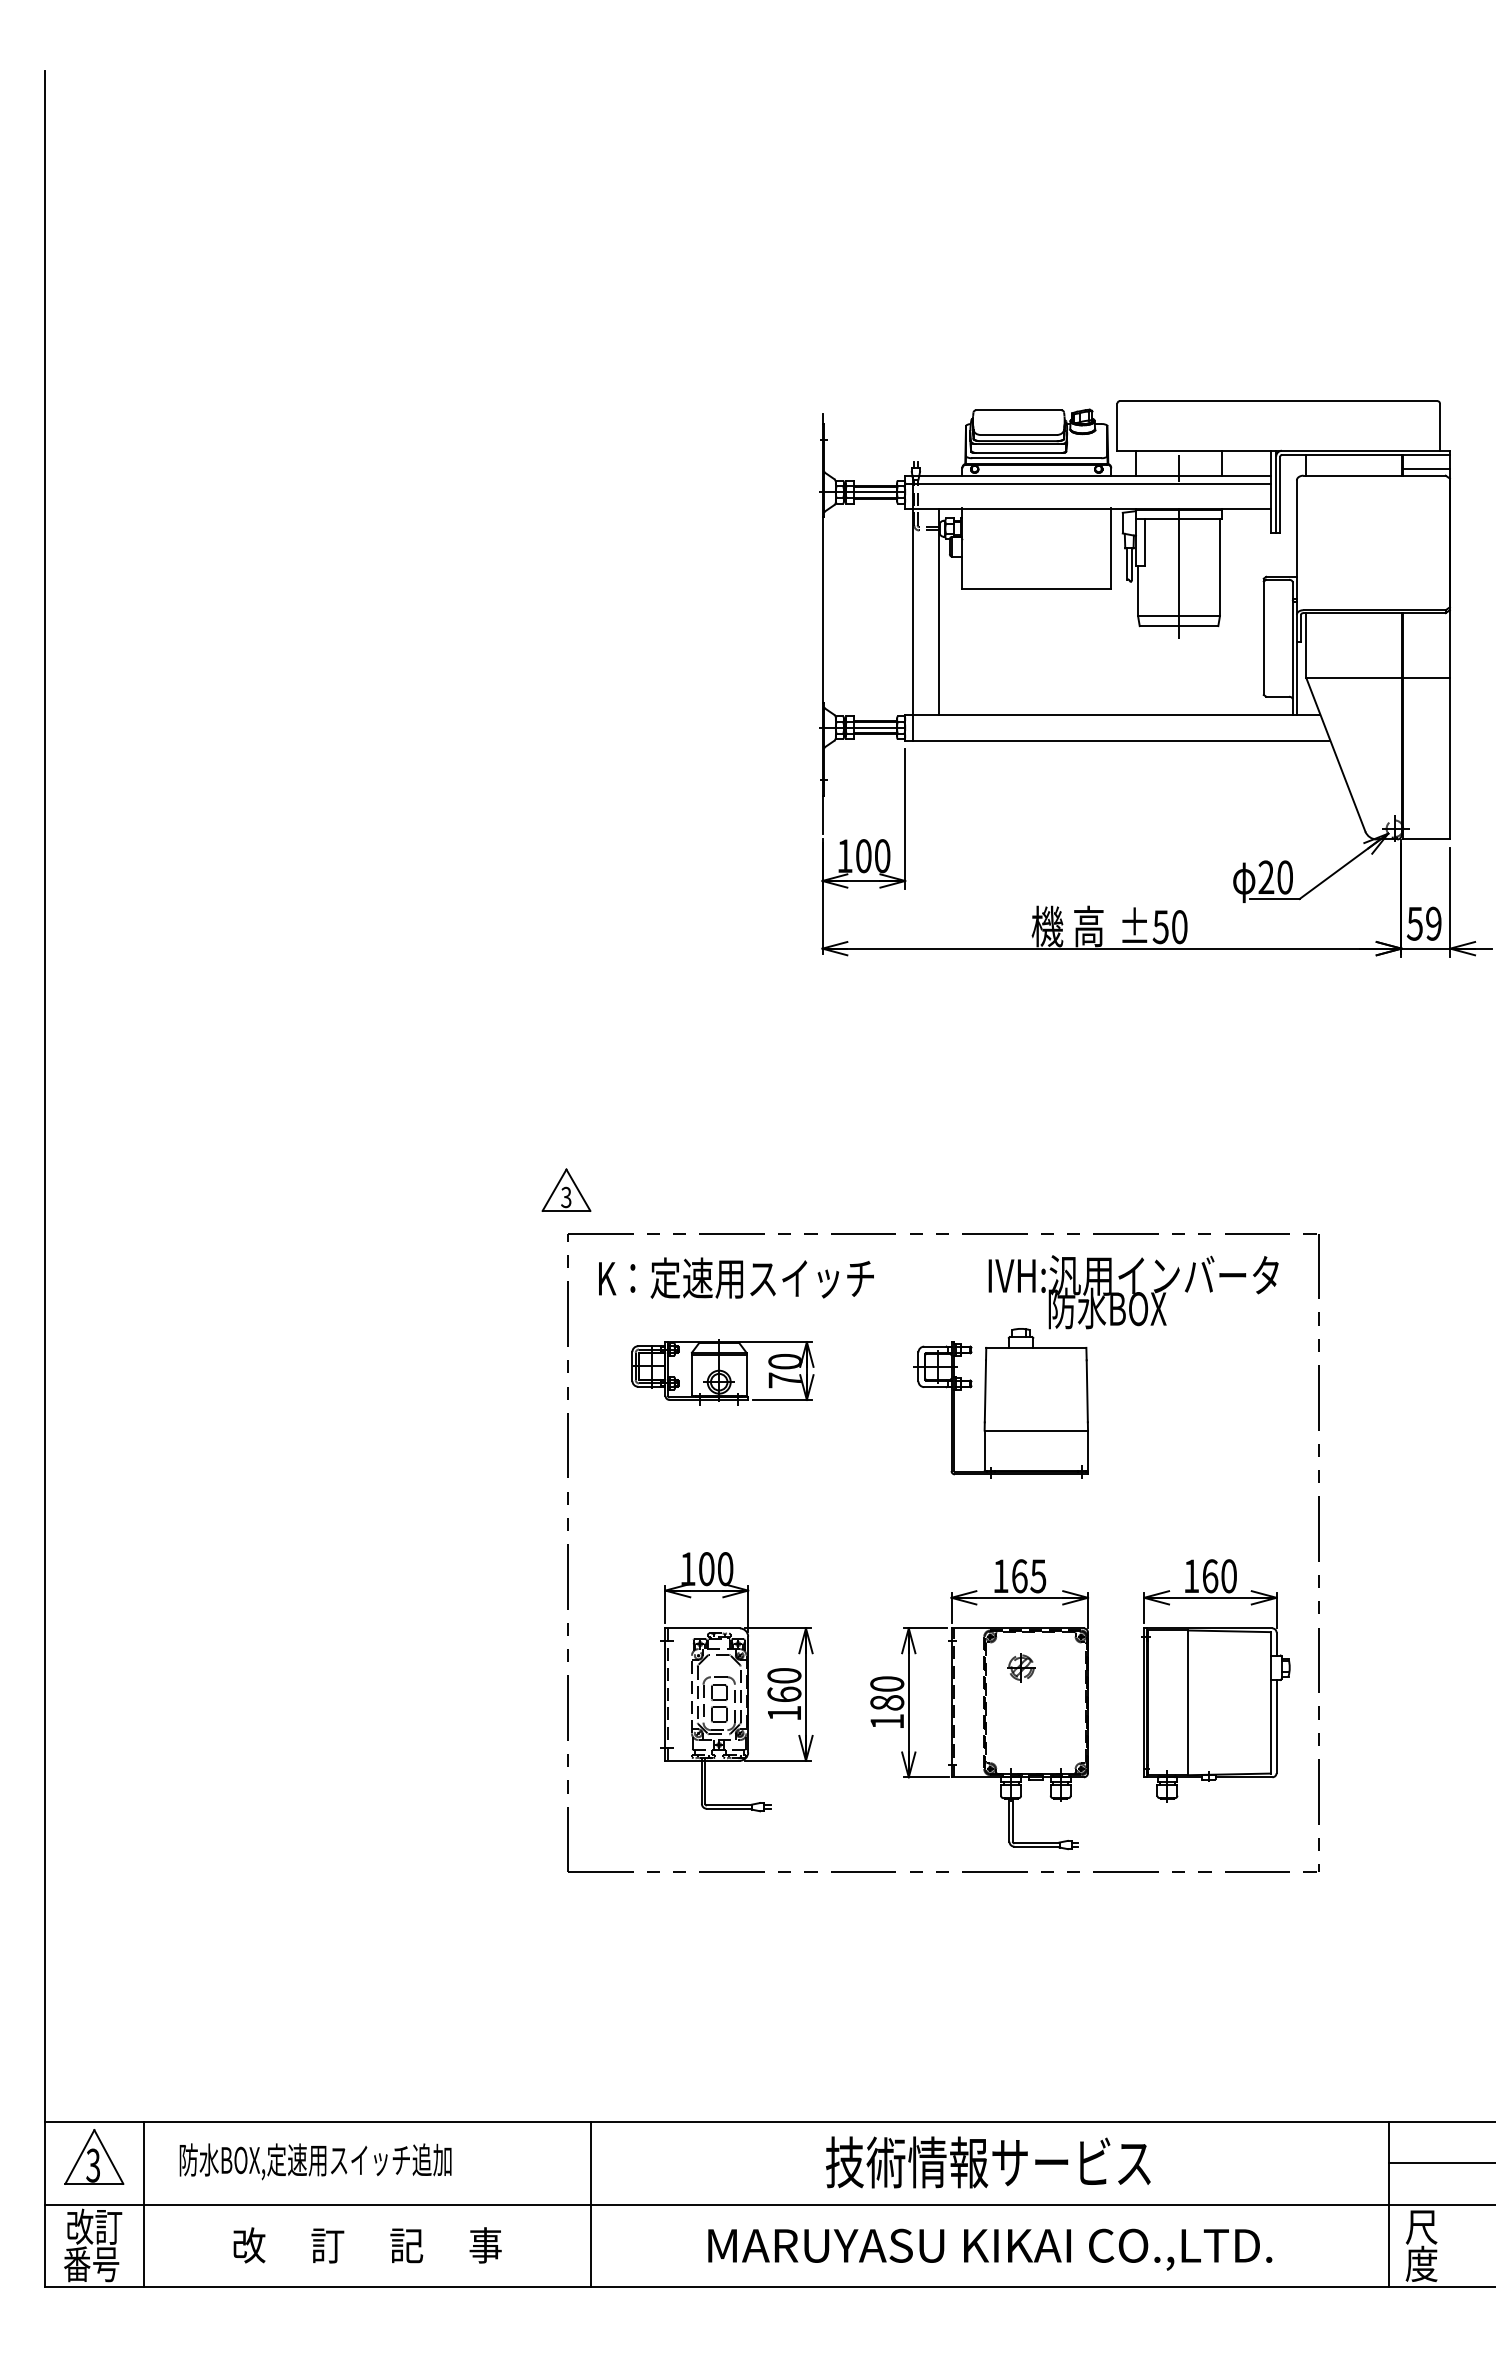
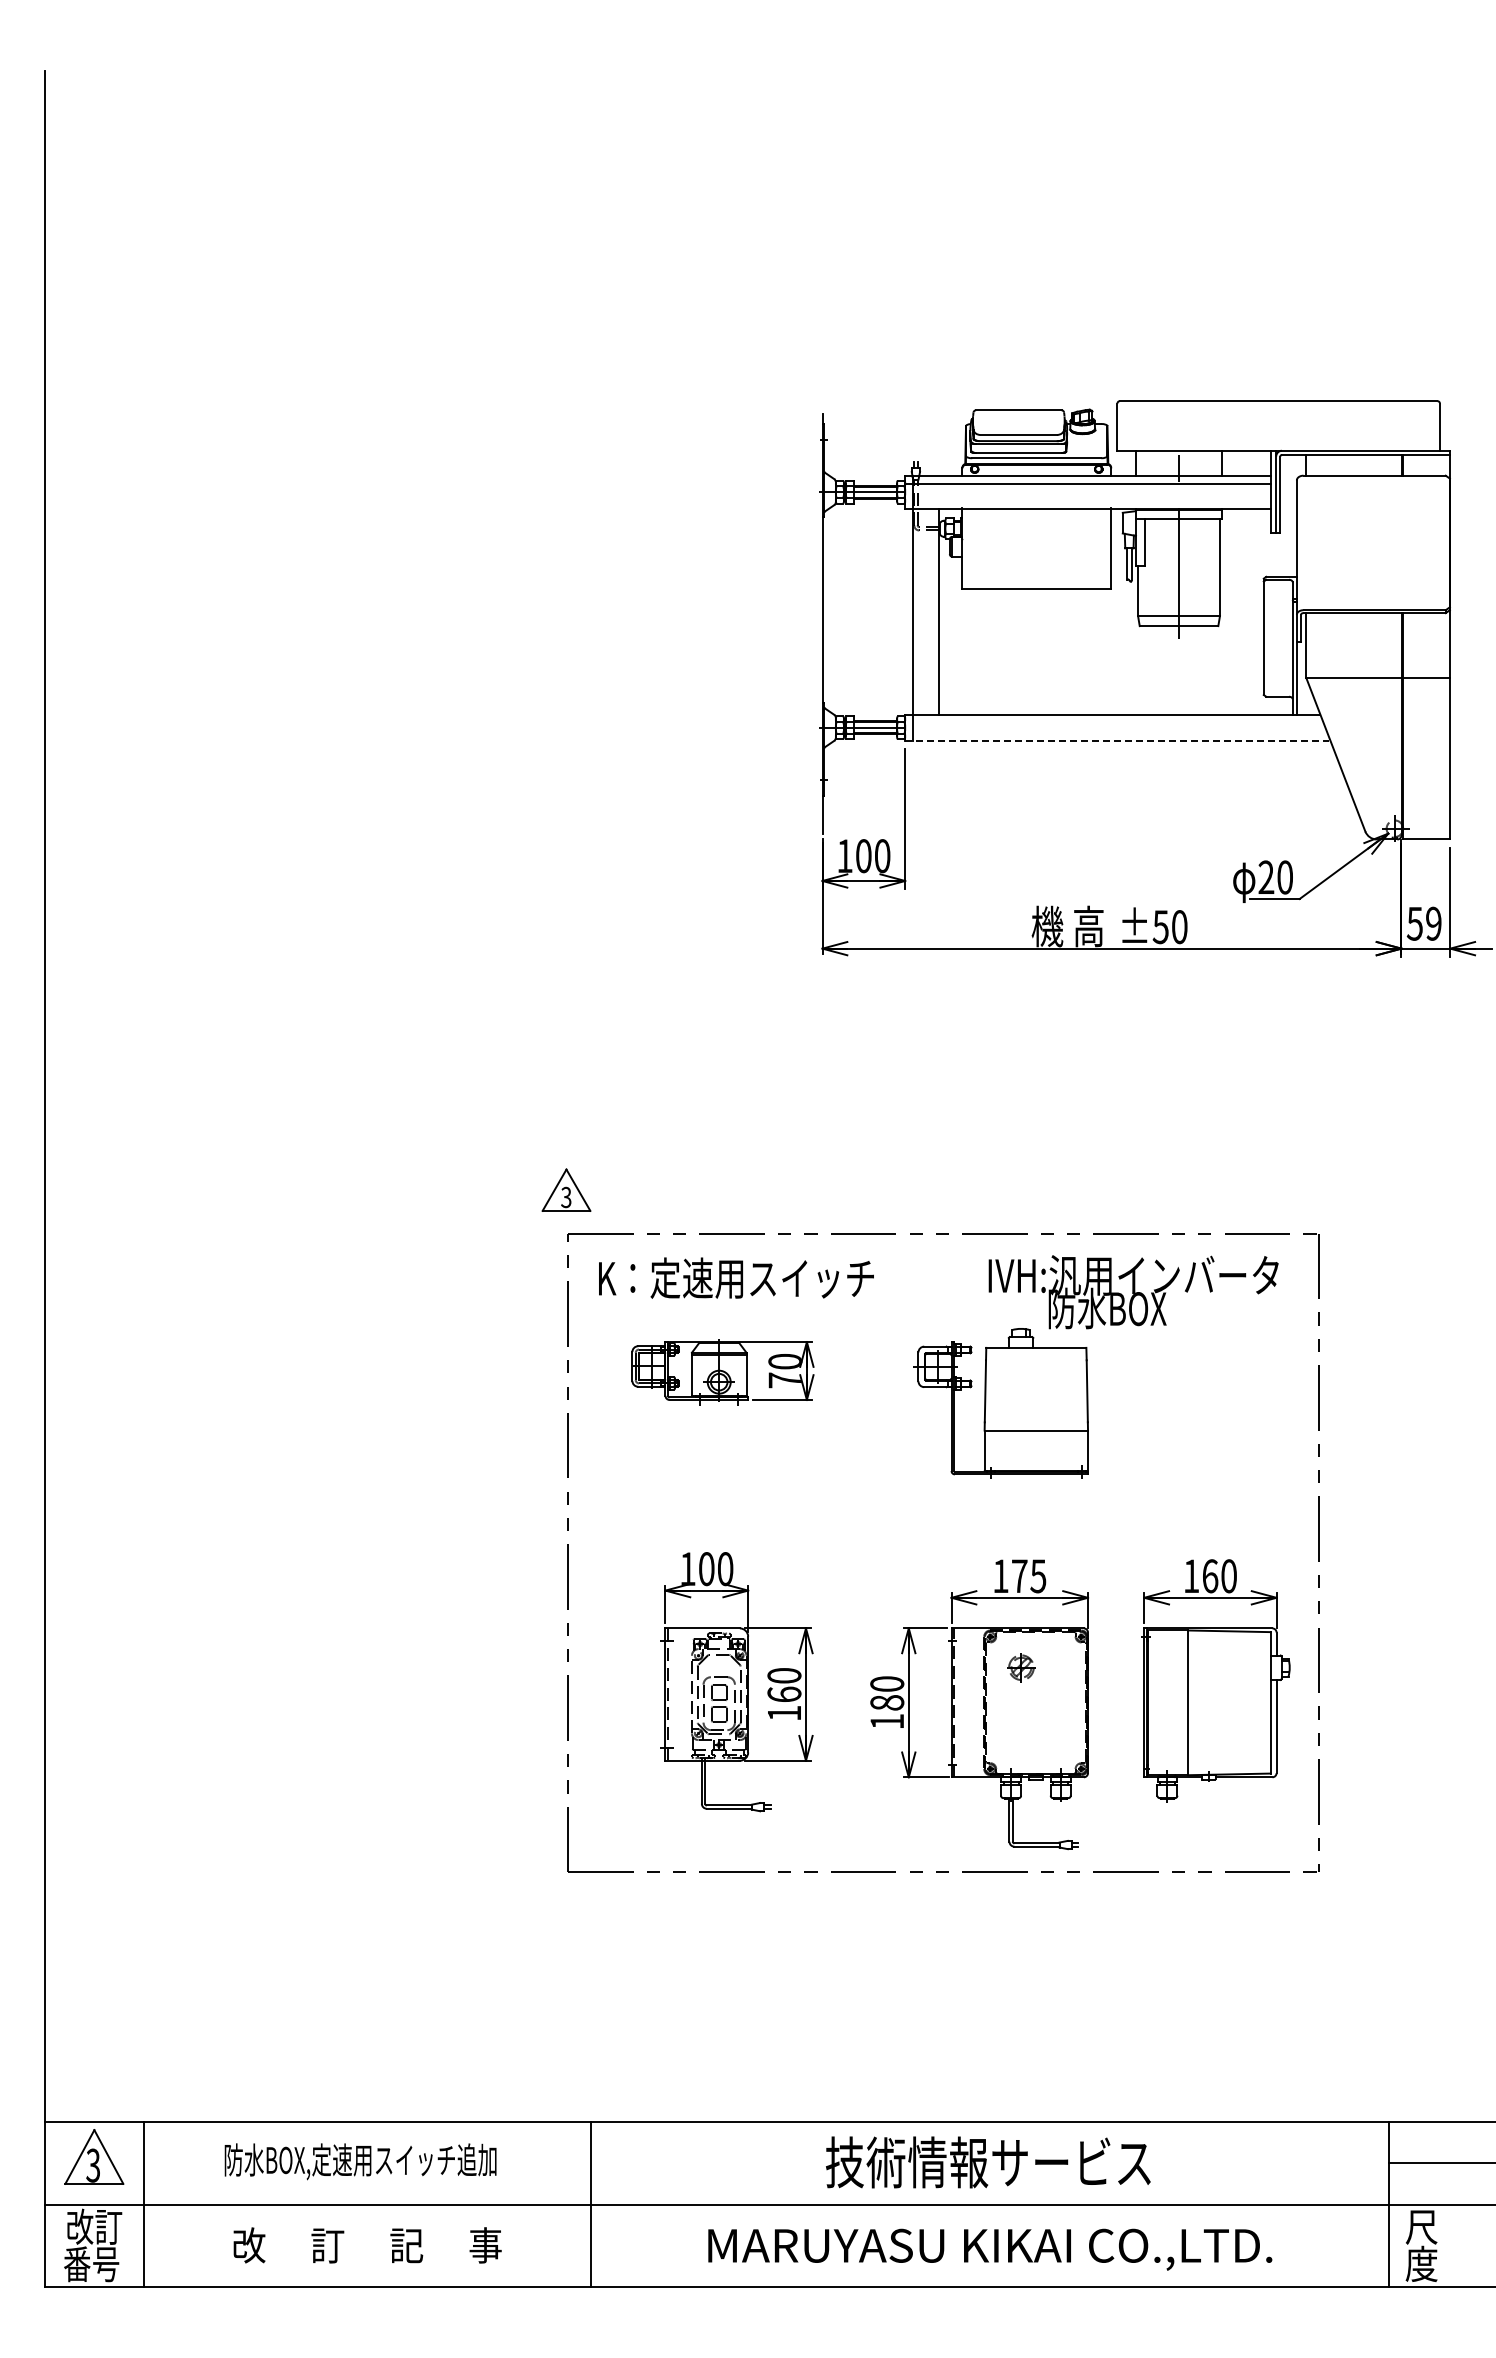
line: present -> none (1426, 468)
line: solid -> dashed (1117, 741)
text: 165 -> 175 (1019, 1576)
text position: (315, 2161) -> (360, 2161) (360, 2161)
